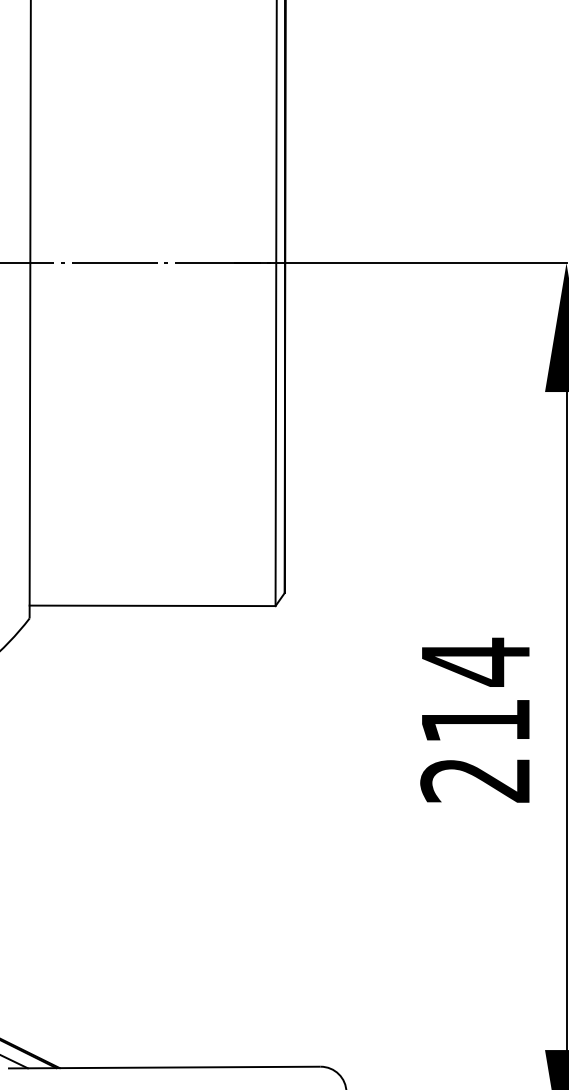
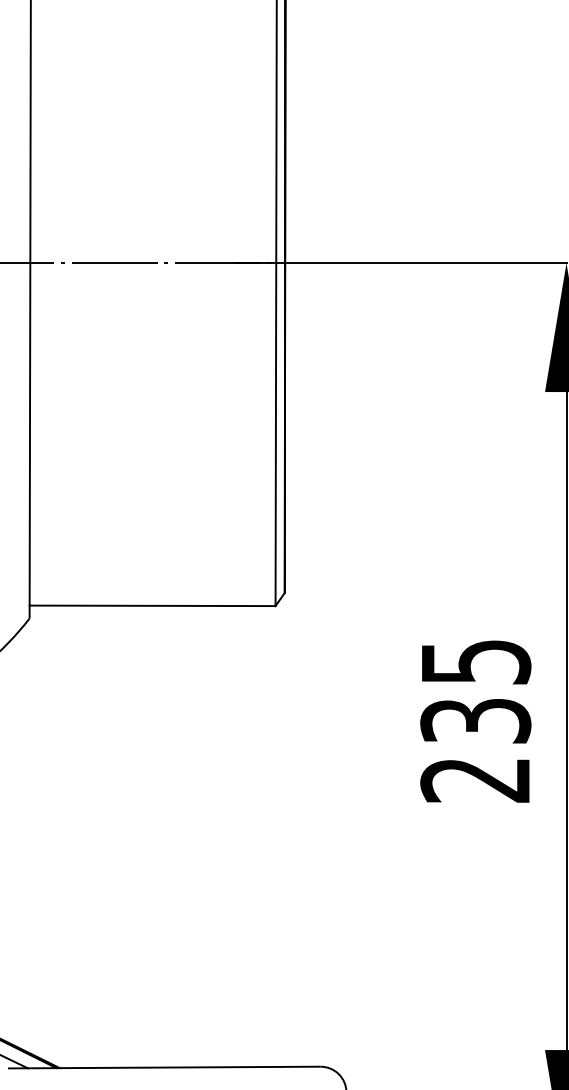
text: 214 -> 235 (475, 690)
